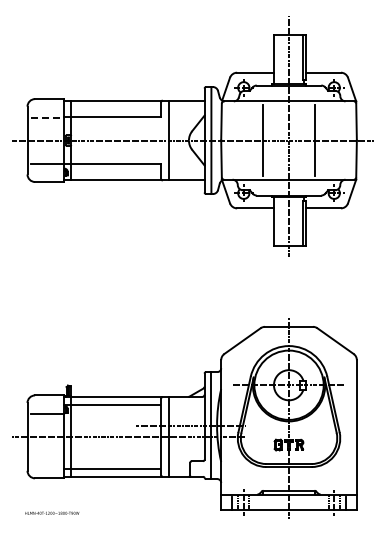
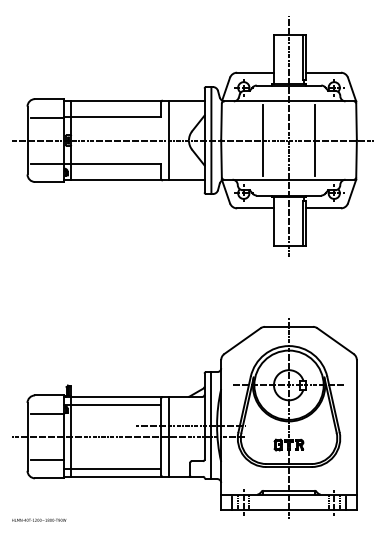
line: dashed -> solid (47, 117)
line: none -> present (47, 459)
text position: (52, 512) -> (39, 519) (39, 519)
